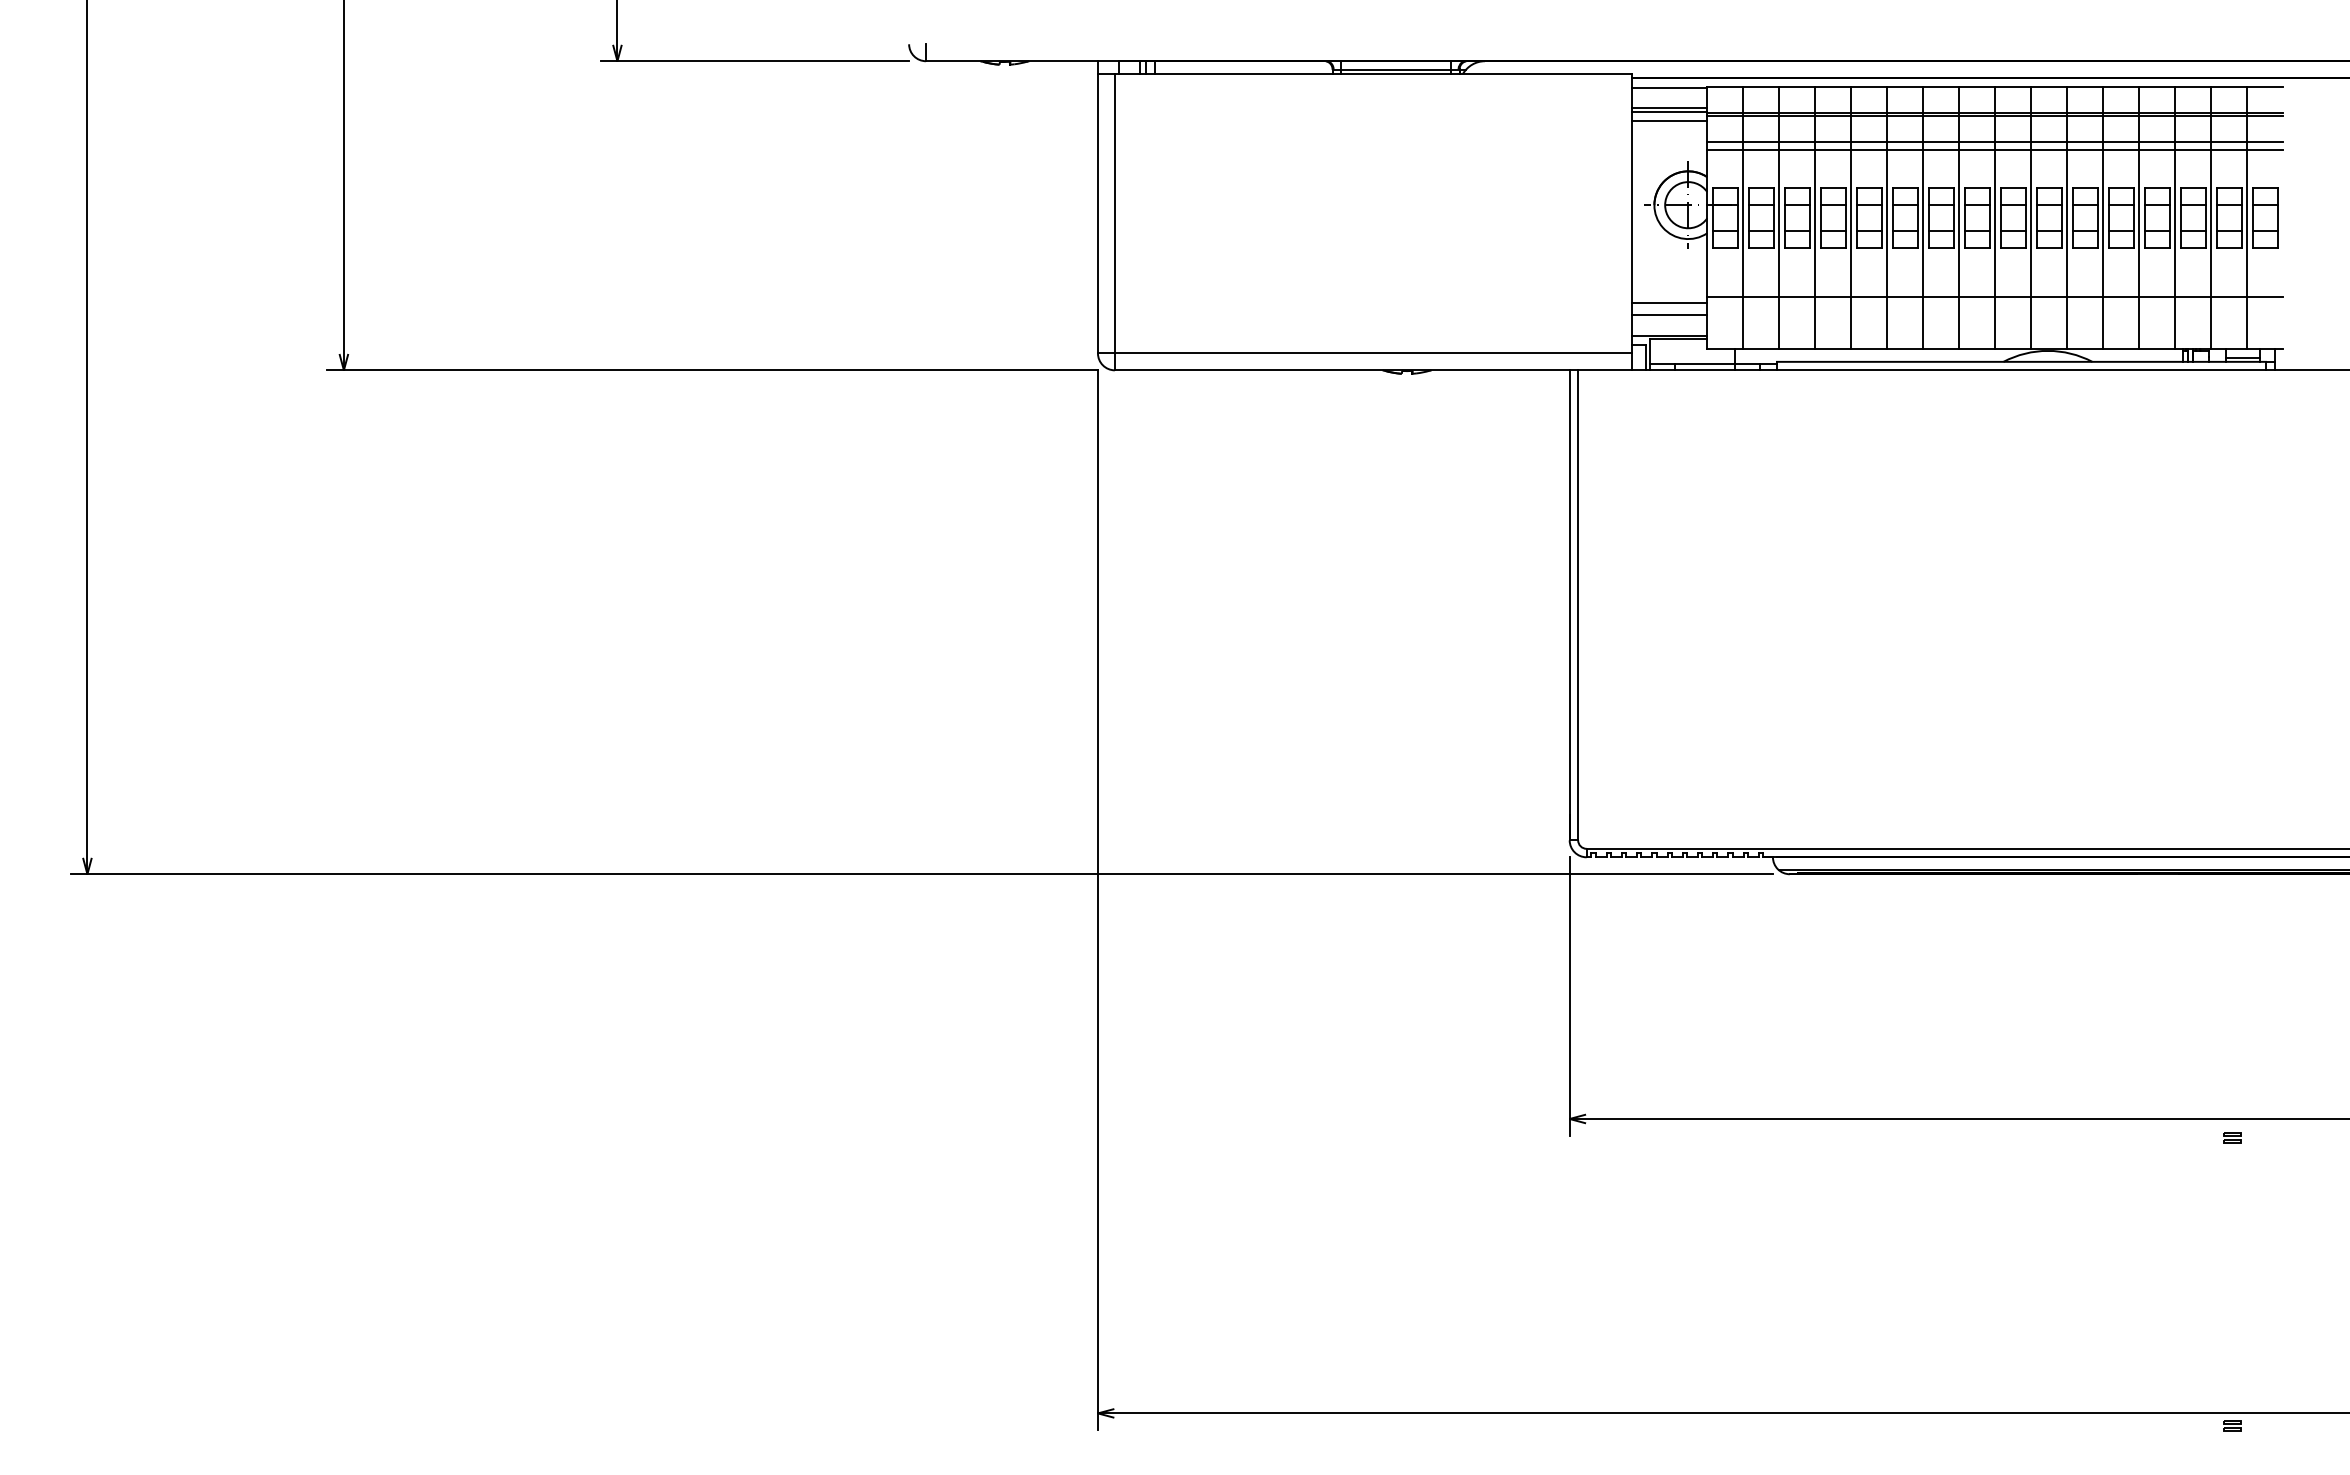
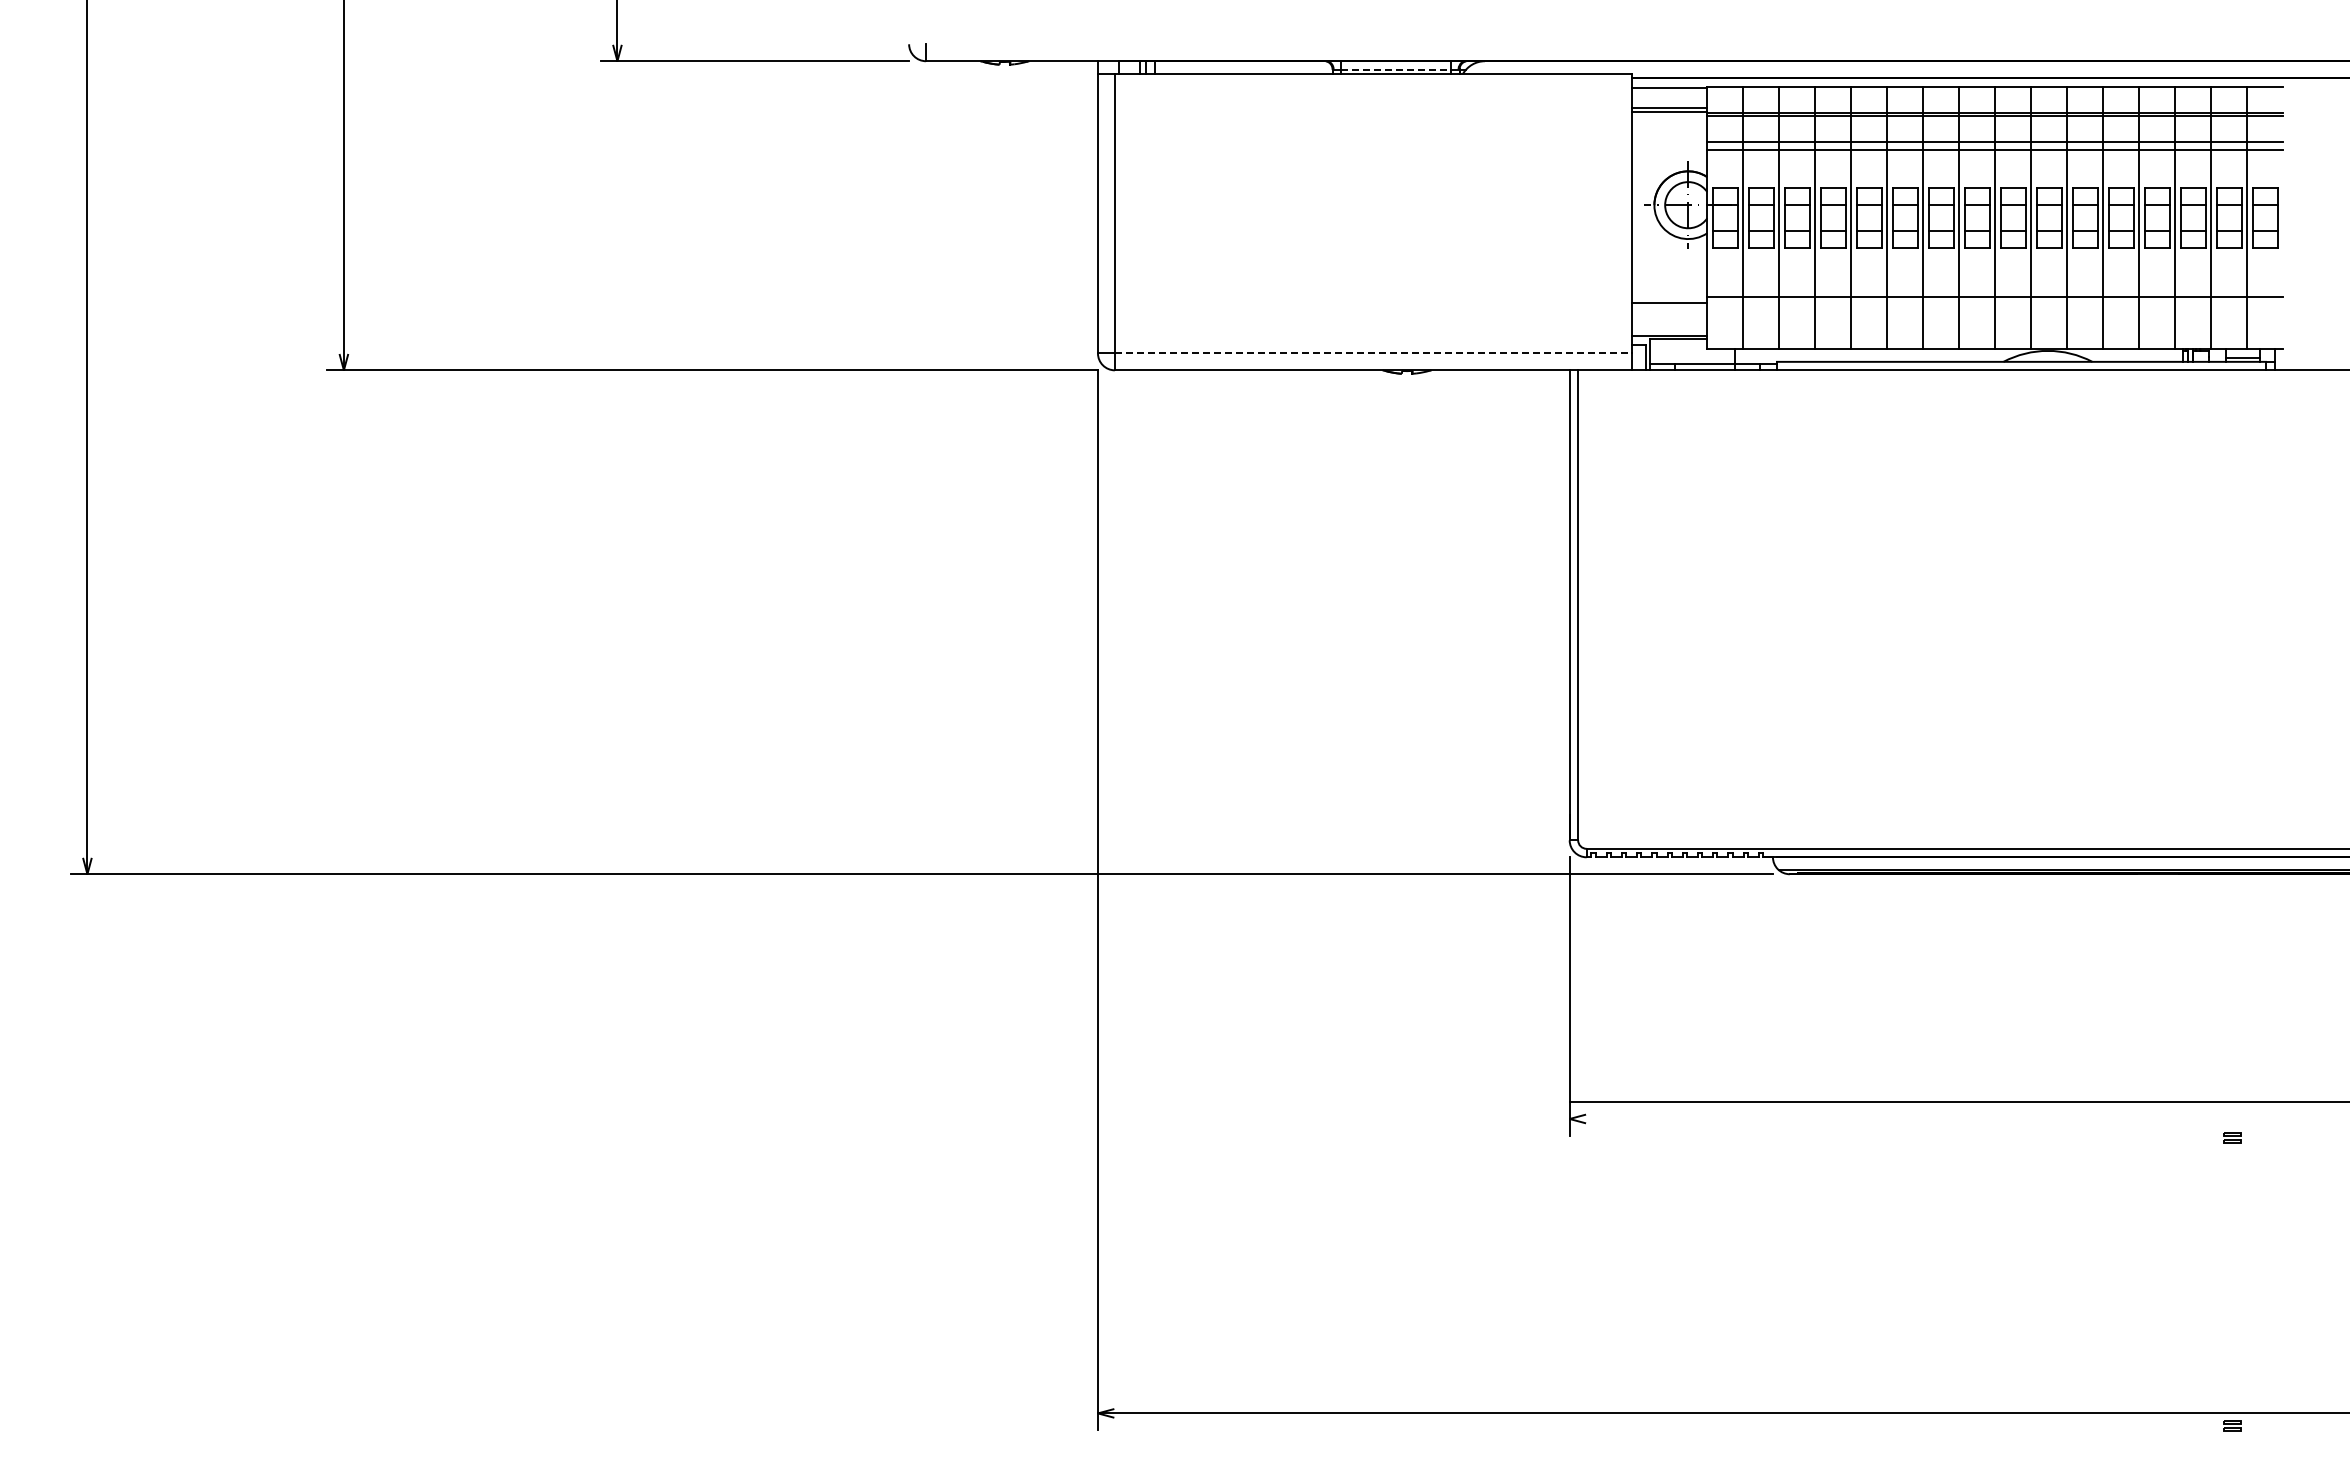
line: solid -> dashed (1396, 69)
line: present -> none (1669, 120)
line: present -> none (1669, 315)
line: solid -> dashed (1373, 353)
line position: (1957, 1118) -> (1957, 1101) (1957, 1101)
